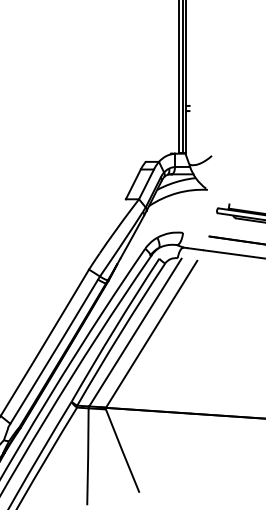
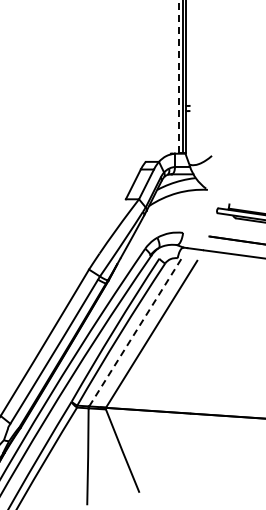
line: solid -> dashed (178, 76)
line: solid -> dashed (135, 332)
